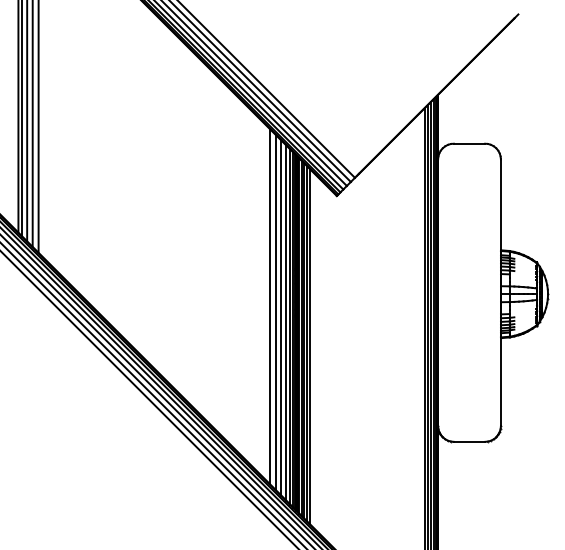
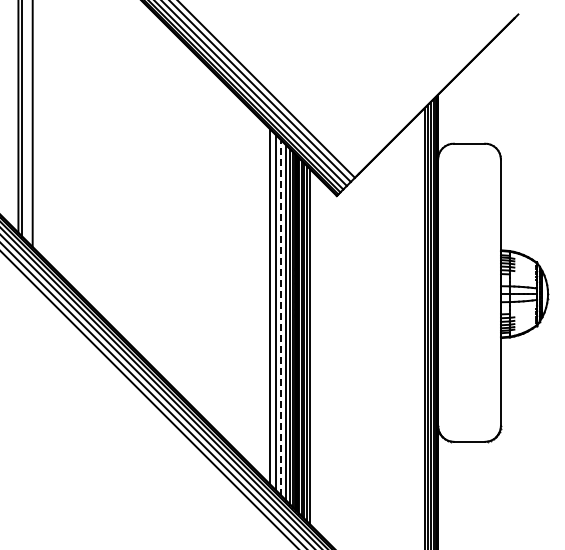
line: present -> none (27, 121)
line: present -> none (38, 127)
line: solid -> dashed (281, 318)
